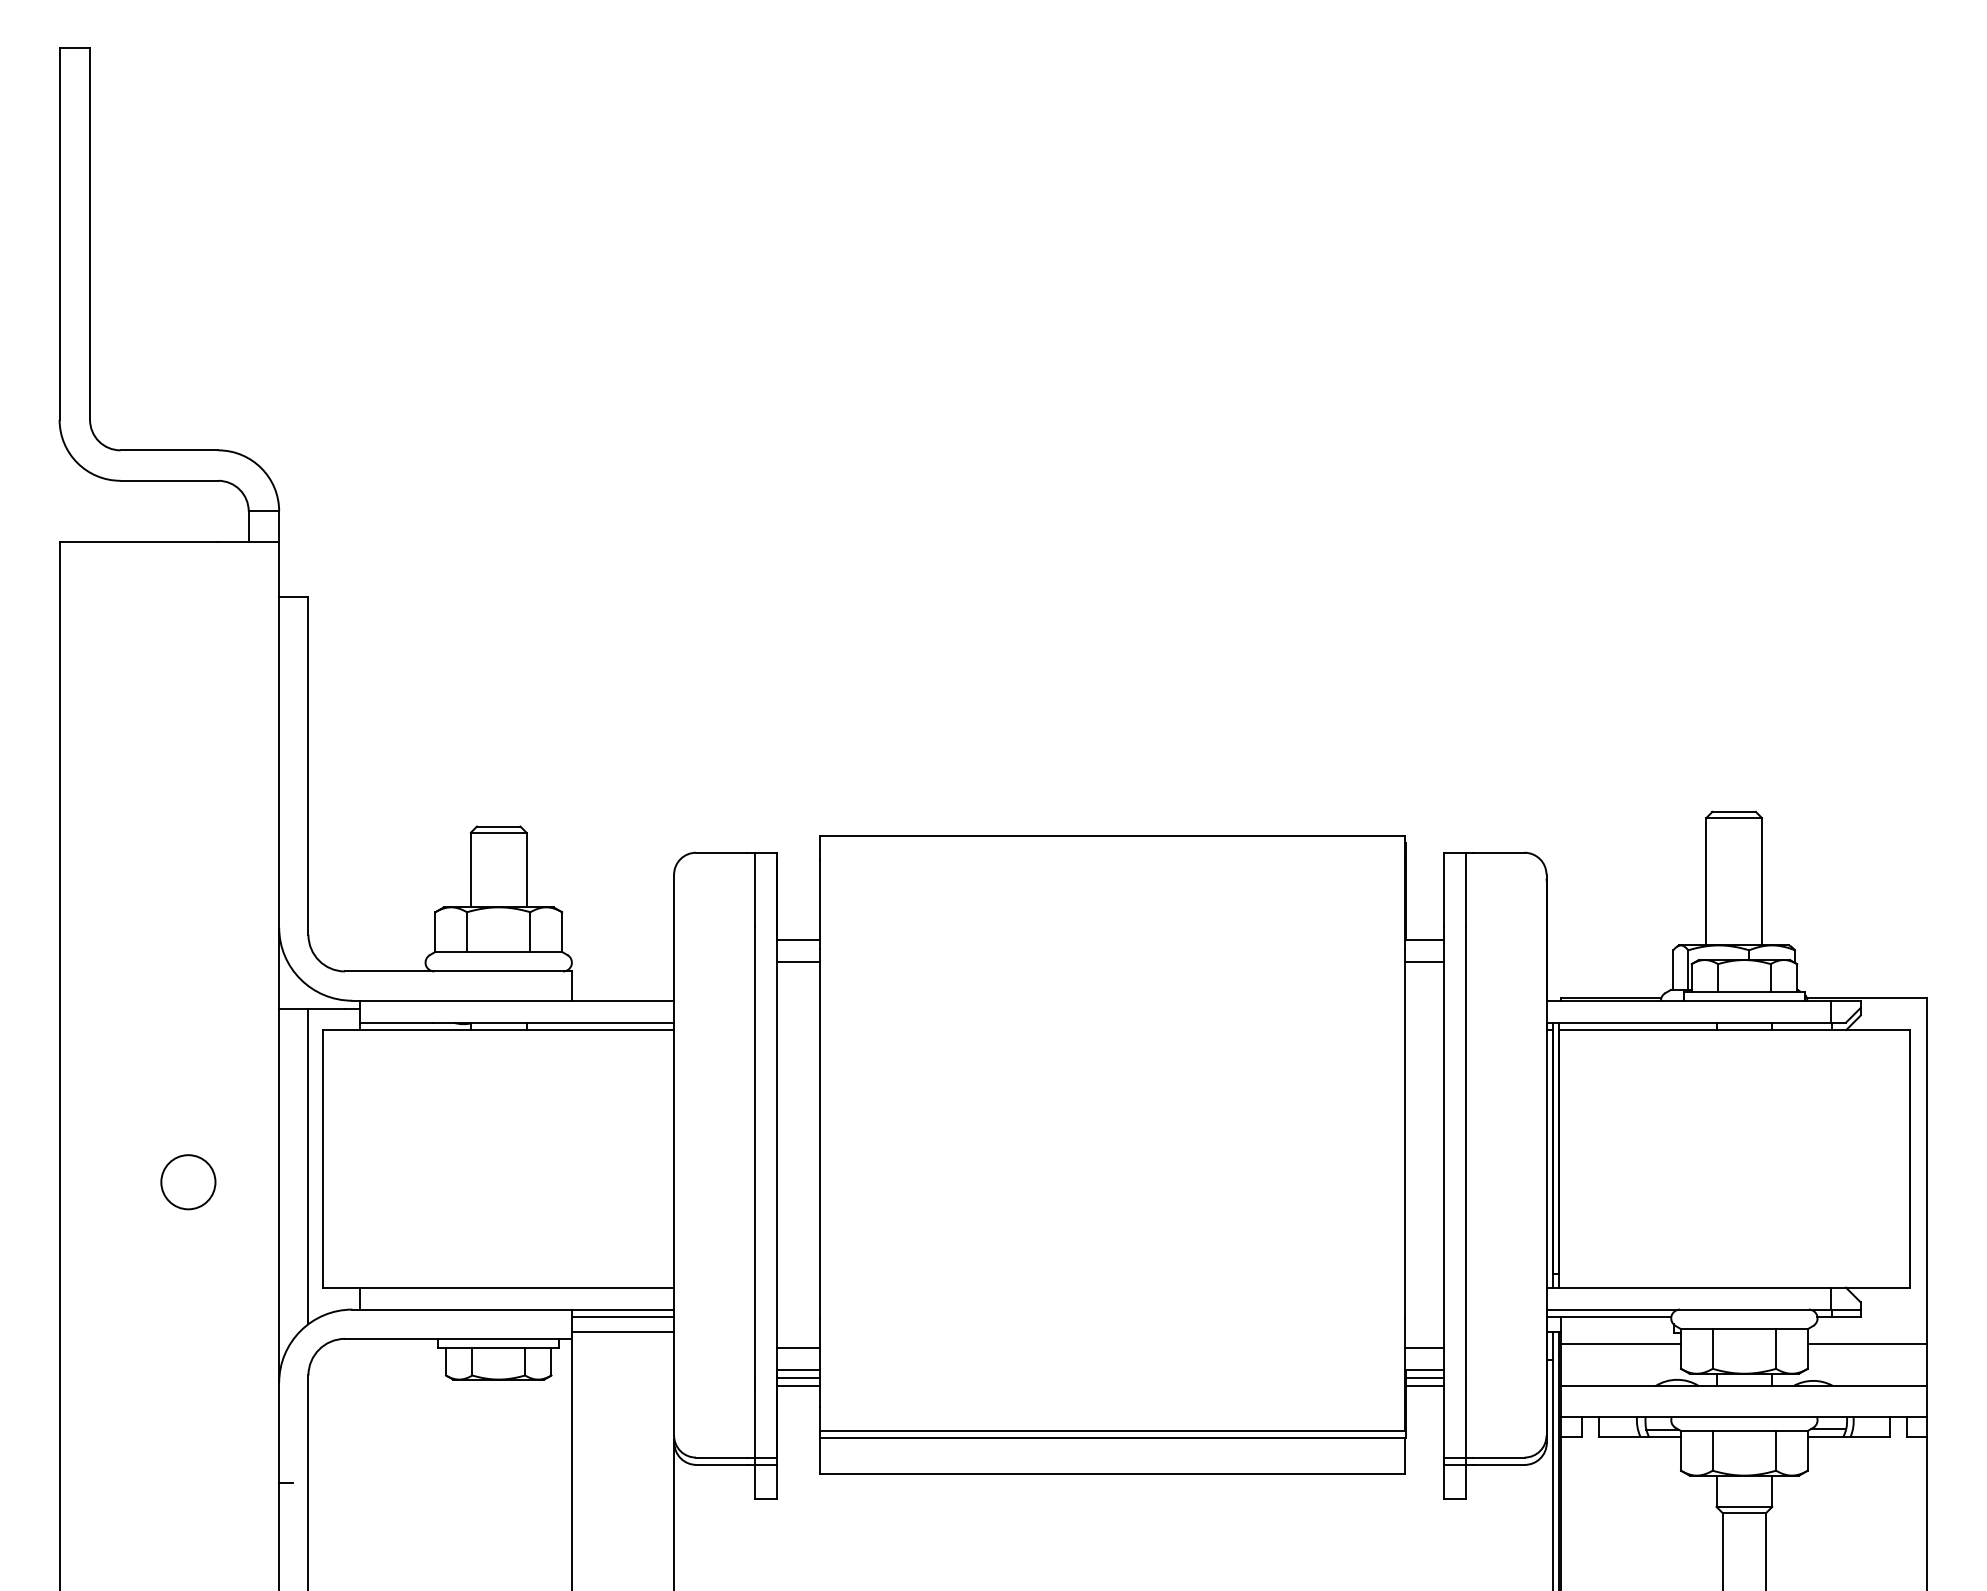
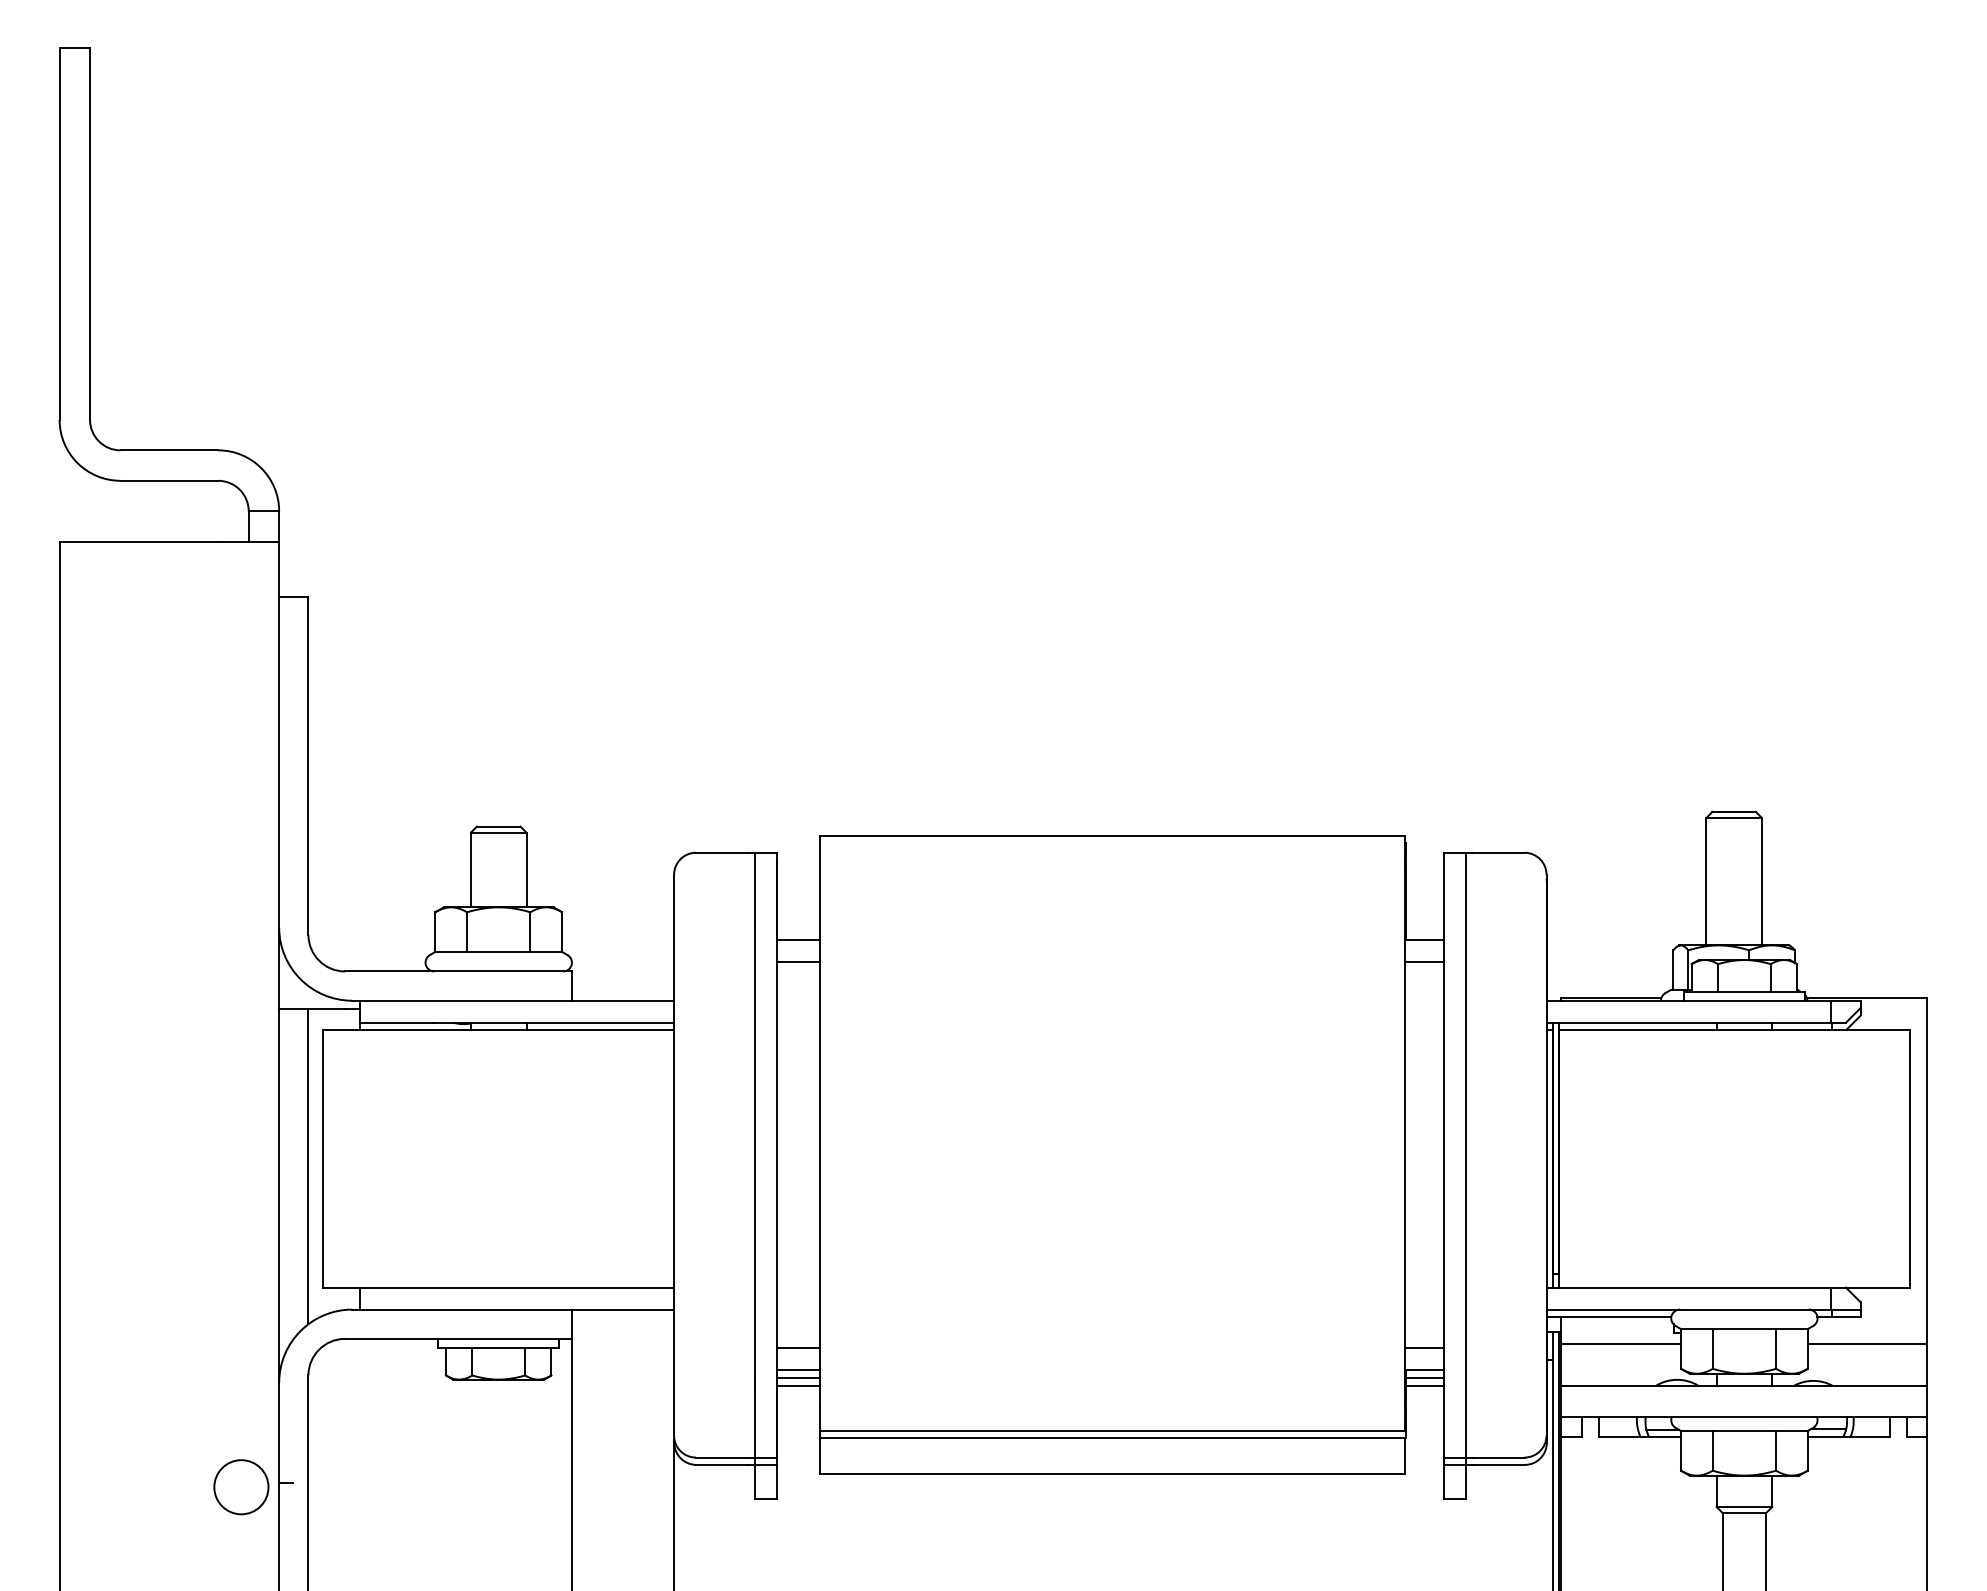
circle position: (188, 1182) -> (241, 1487) (241, 1487)
line: present -> none (622, 1316)
line: present -> none (622, 1331)
